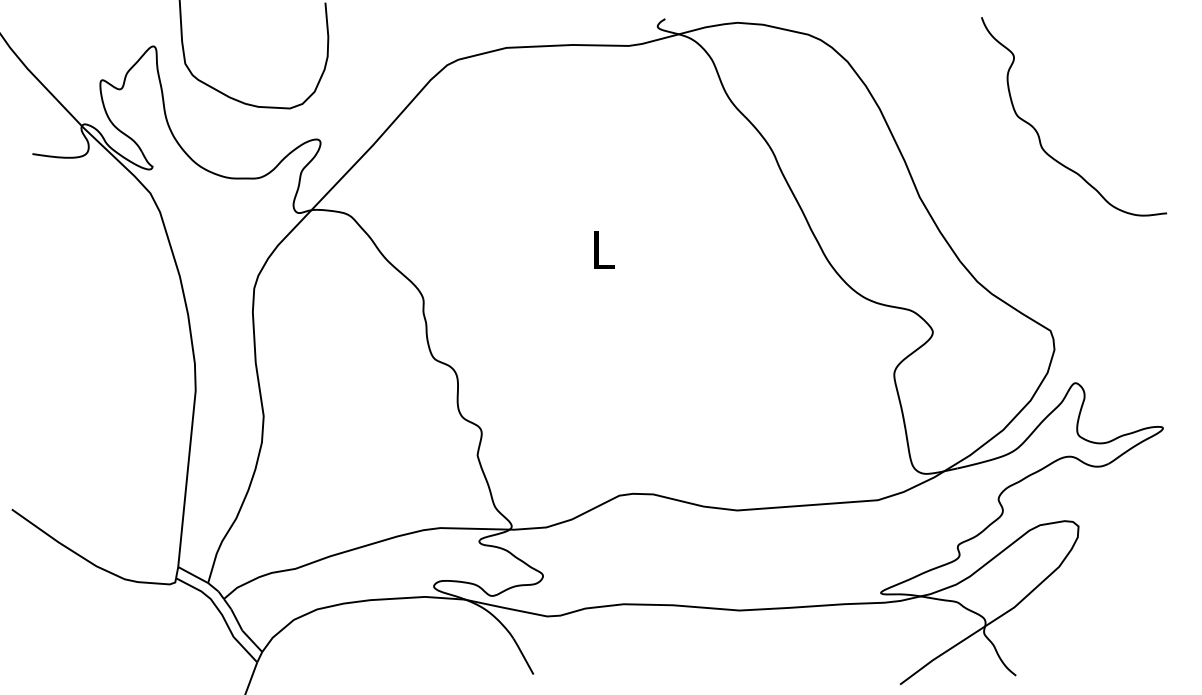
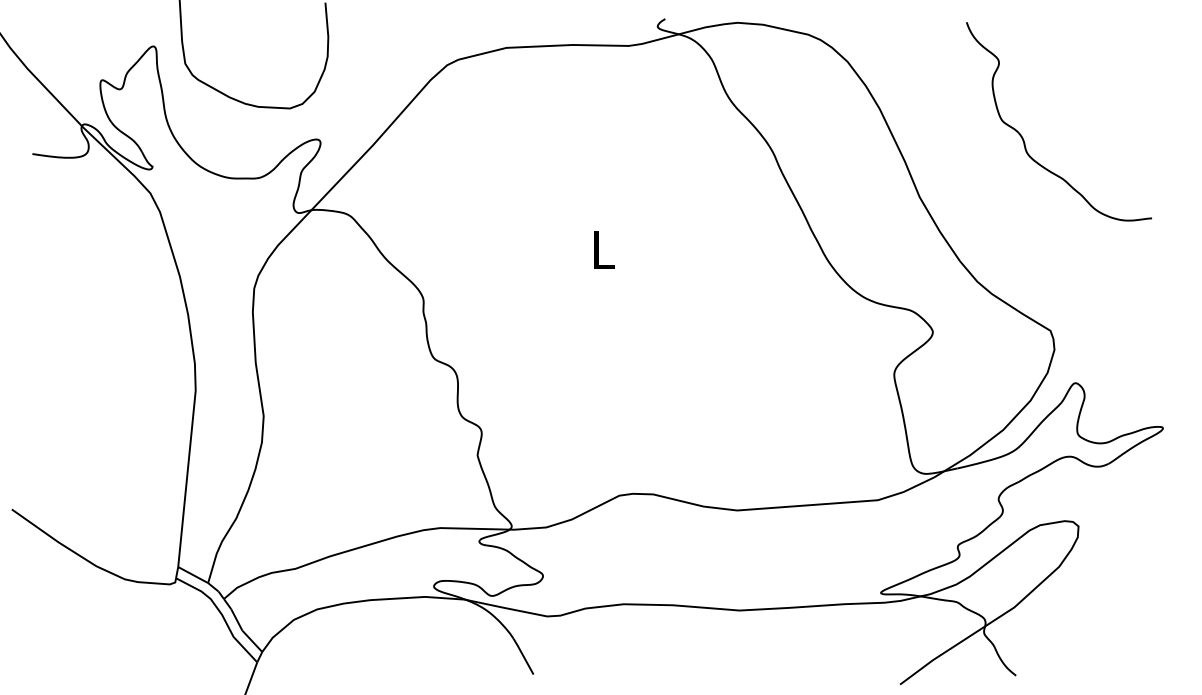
part position: (1038, 132) -> (1023, 137) (1023, 137)
